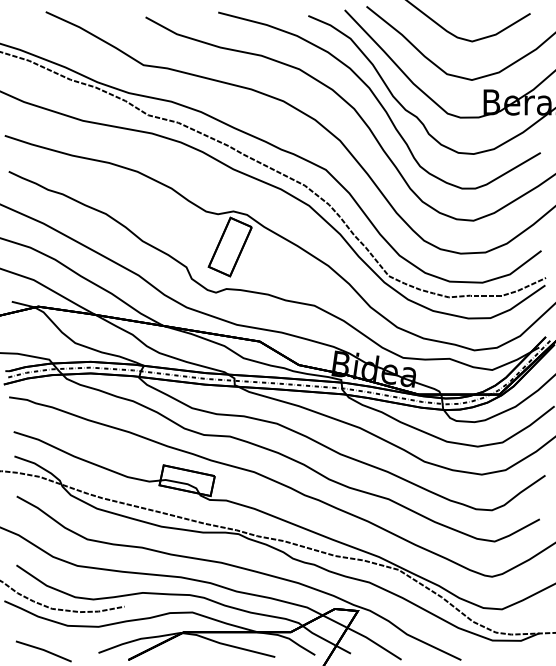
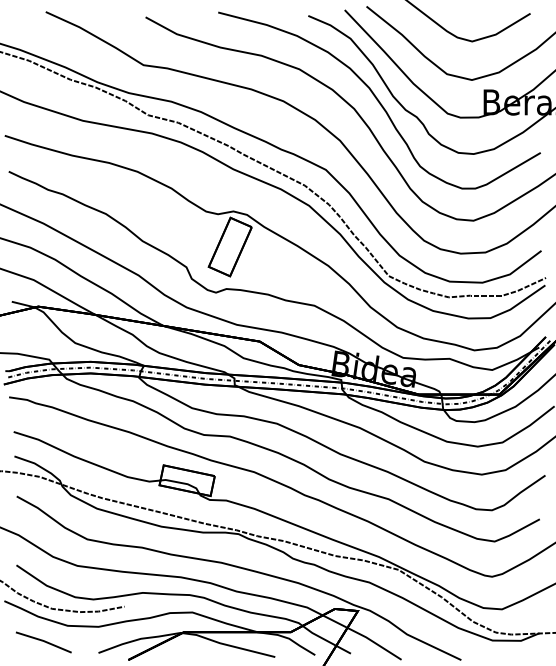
line position: (43, 650) -> (43, 641) (43, 641)
